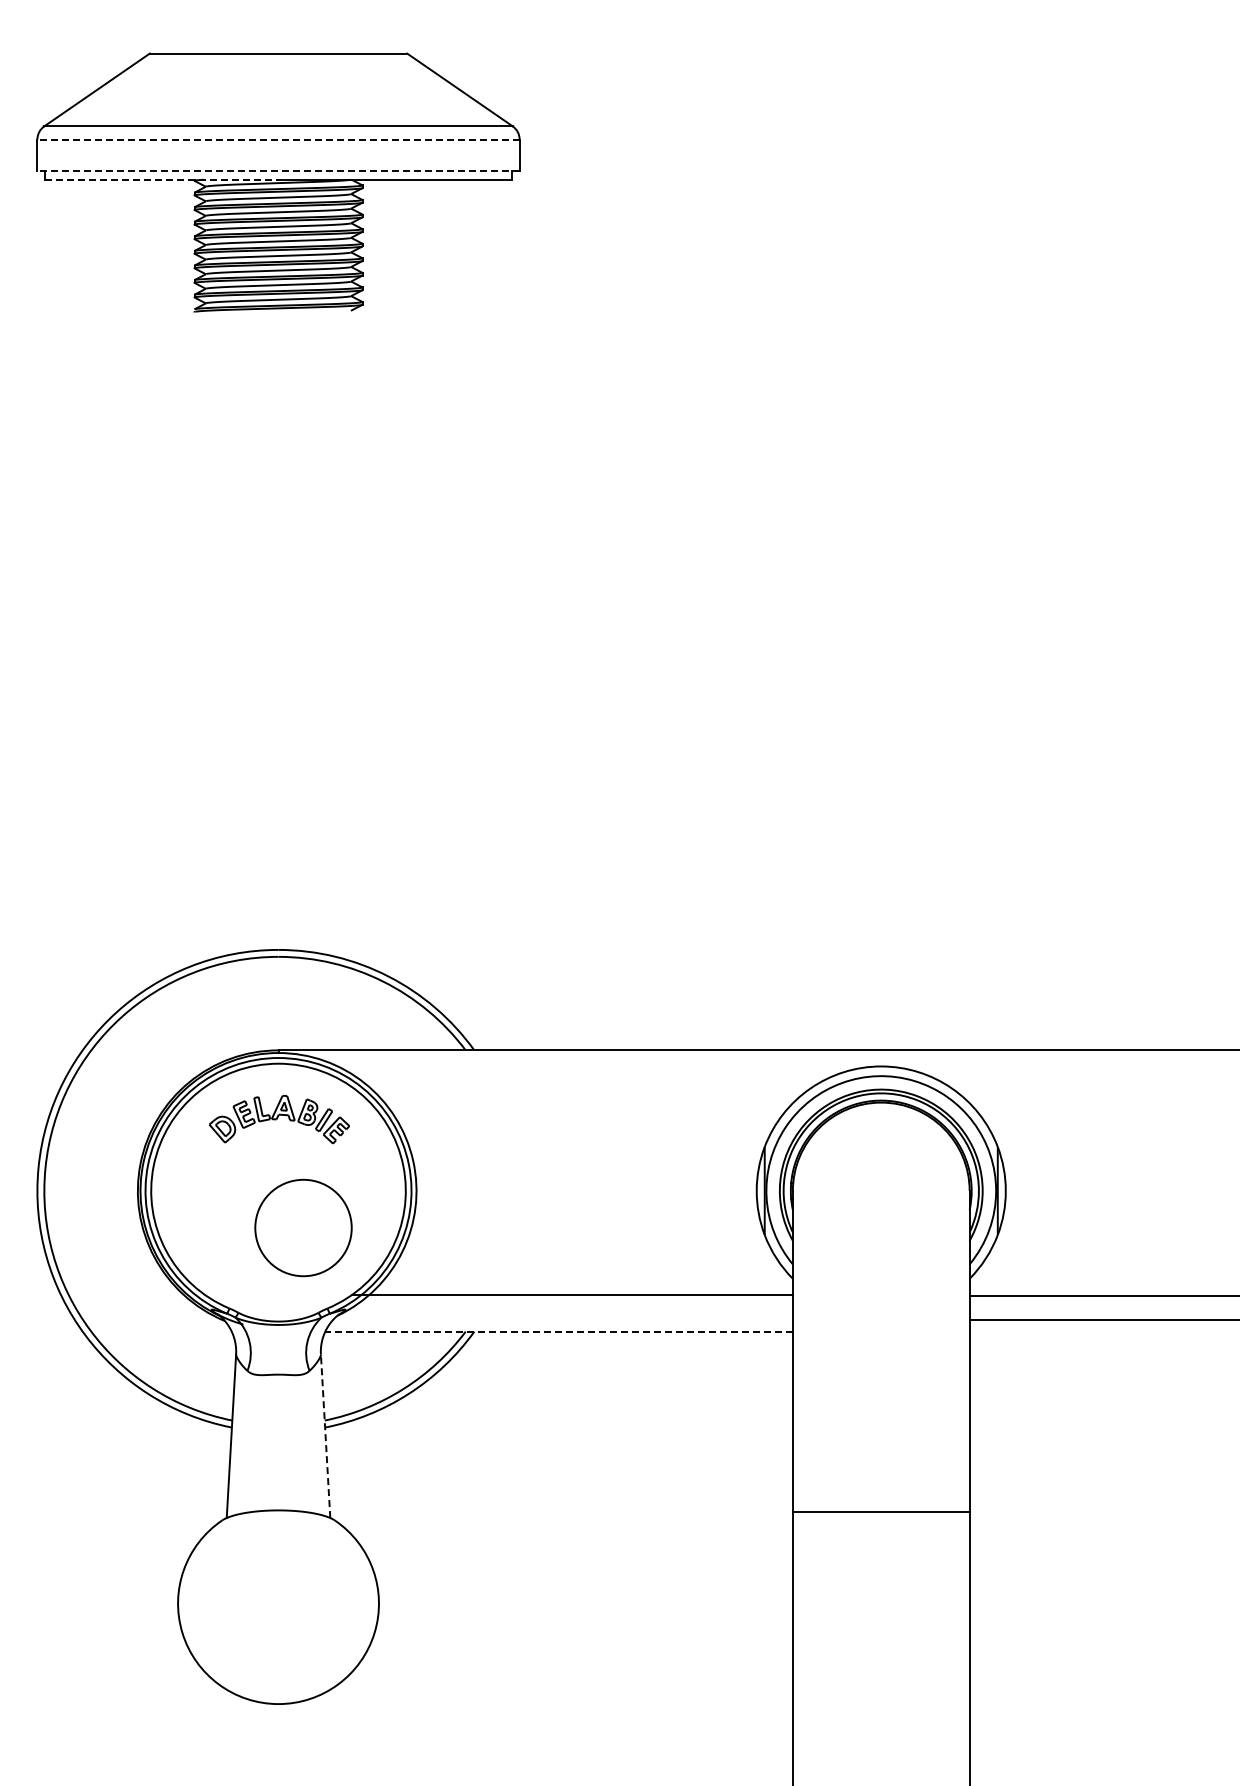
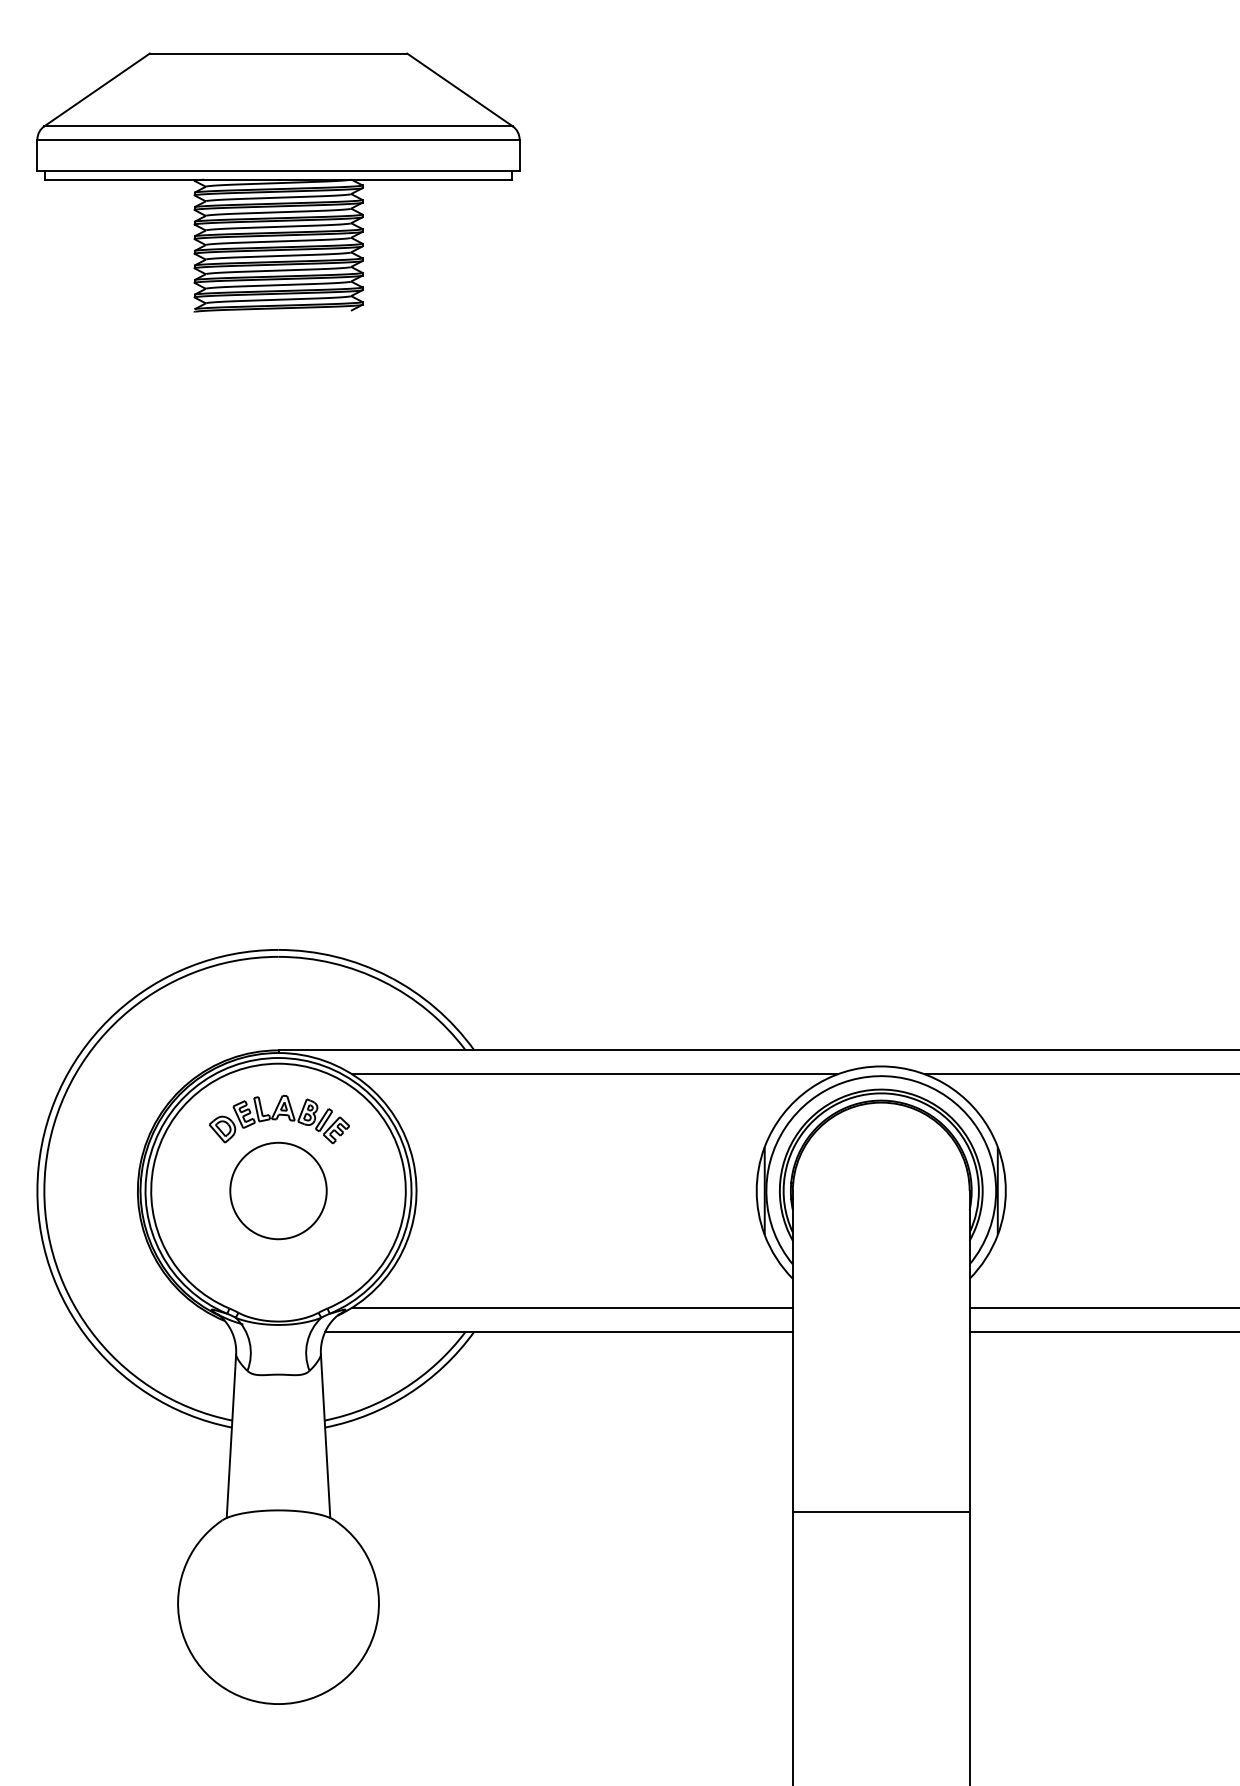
line: dashed -> solid (278, 139)
line: dashed -> solid (278, 171)
line: dashed -> solid (162, 179)
line: none -> present (594, 1074)
line: none -> present (1080, 1074)
circle position: (303, 1227) -> (278, 1190) (278, 1190)
line position: (572, 1294) -> (572, 1307) (572, 1307)
line position: (1102, 1295) -> (1102, 1307) (1102, 1307)
line position: (1102, 1319) -> (1102, 1331) (1102, 1331)
line: dashed -> solid (559, 1331)
line: dashed -> solid (325, 1436)
